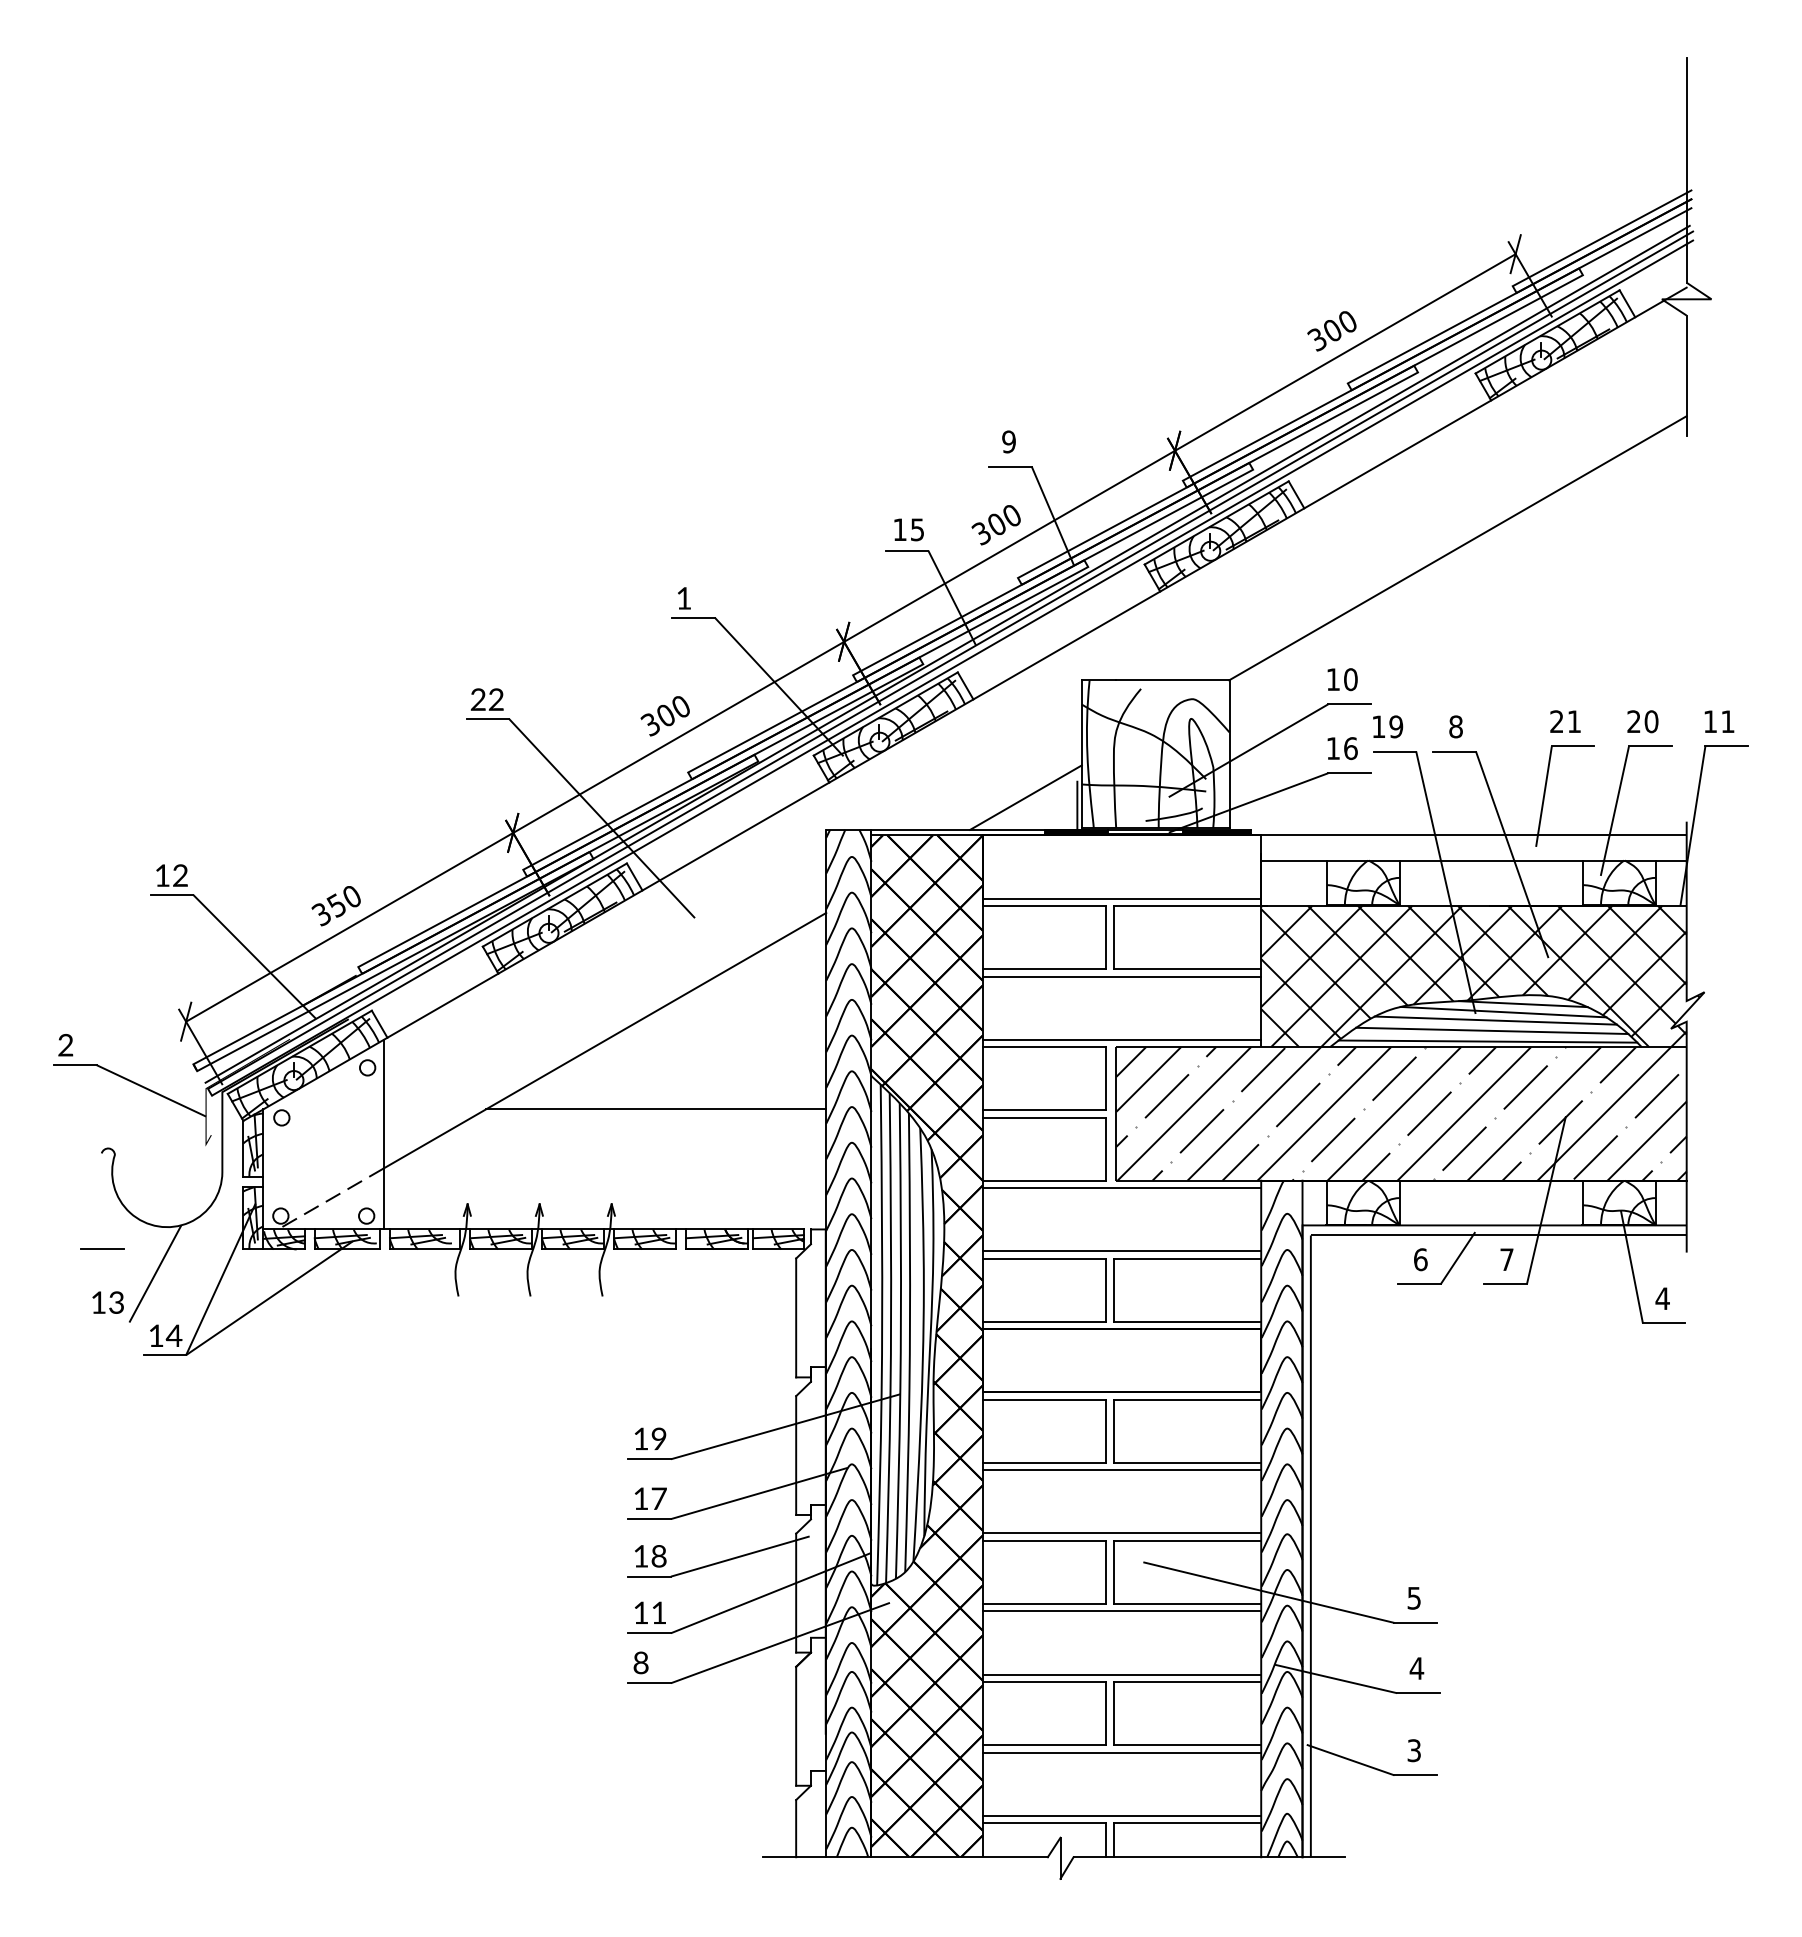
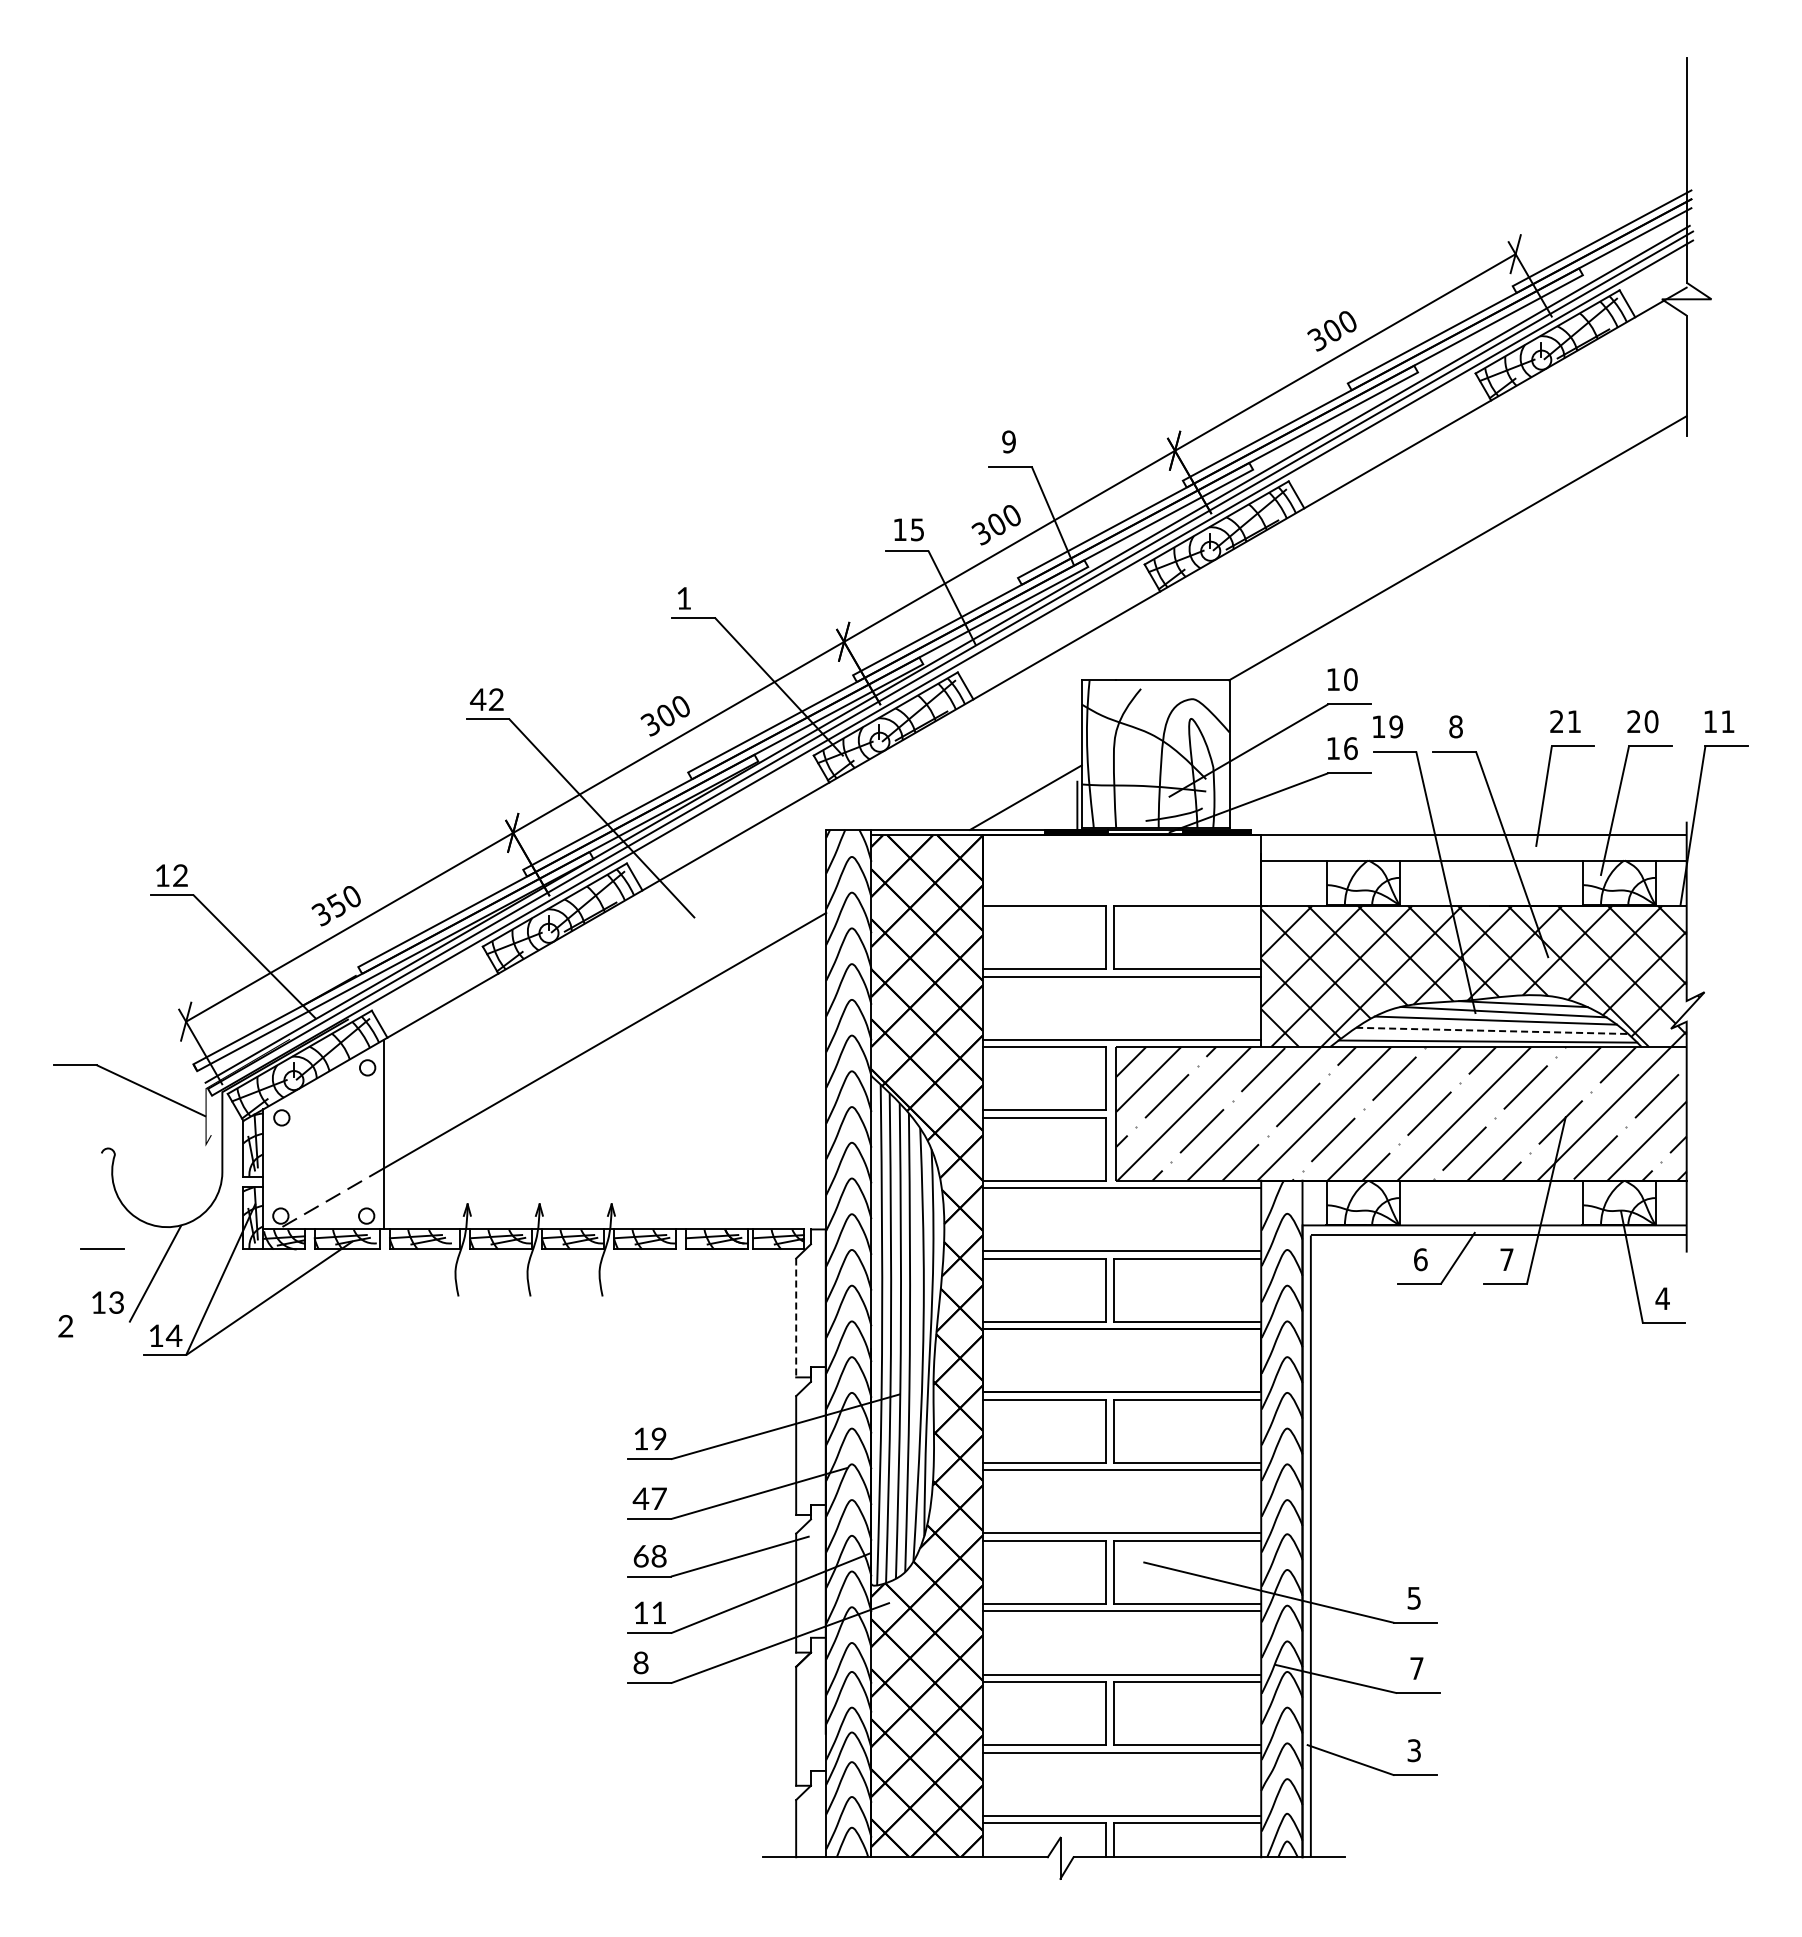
text: 22 -> 42 (477, 699)
line: present -> none (1121, 898)
line: solid -> dashed (1492, 1030)
text position: (65, 1045) -> (65, 1326) (65, 1326)
line: present -> none (656, 1109)
line: solid -> dashed (796, 1318)
text: 17 -> 47 (640, 1498)
text: 18 -> 68 (640, 1556)
text: 4 -> 7 (1416, 1668)
